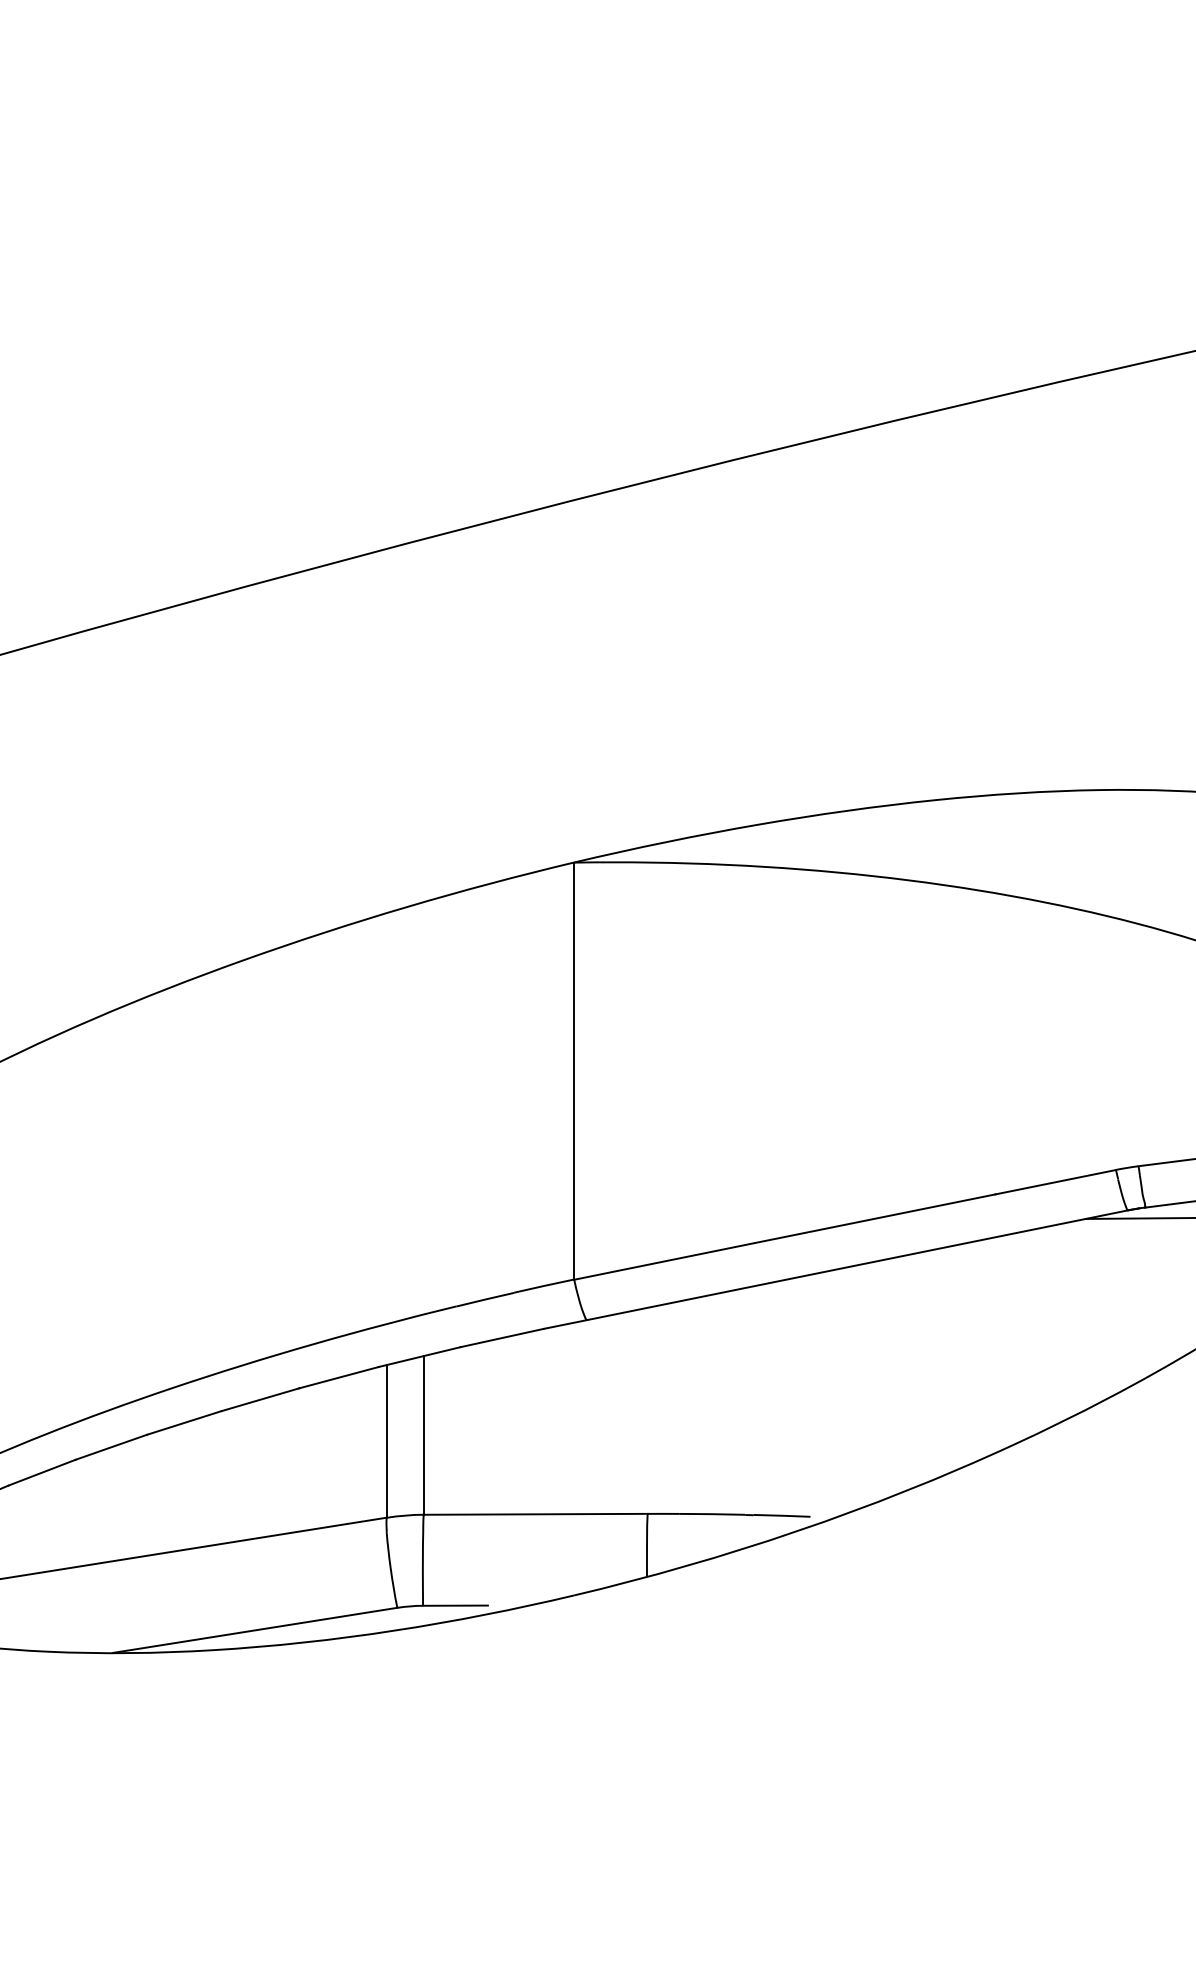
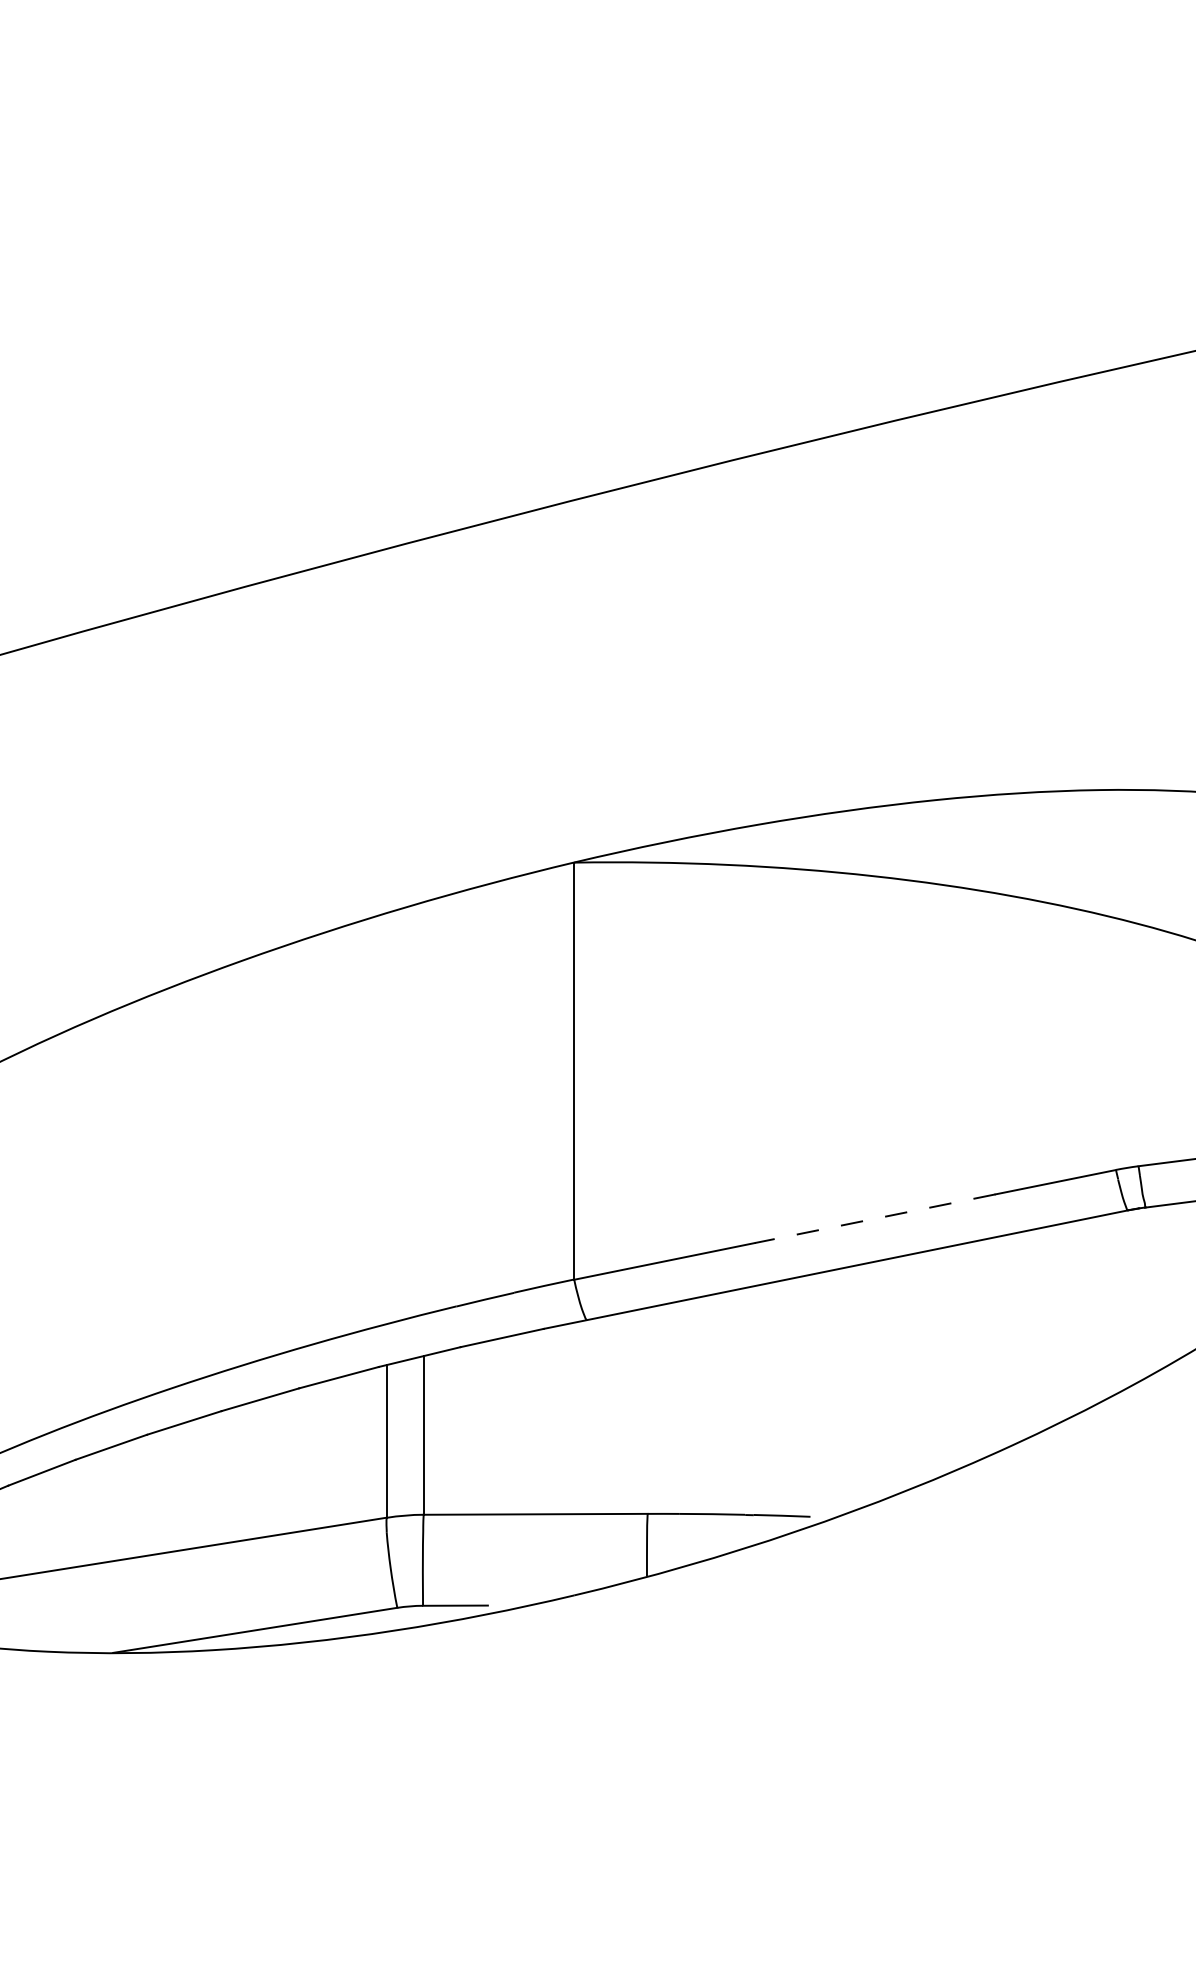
line: solid -> dashed (875, 1218)
line: present -> none (1138, 1218)
